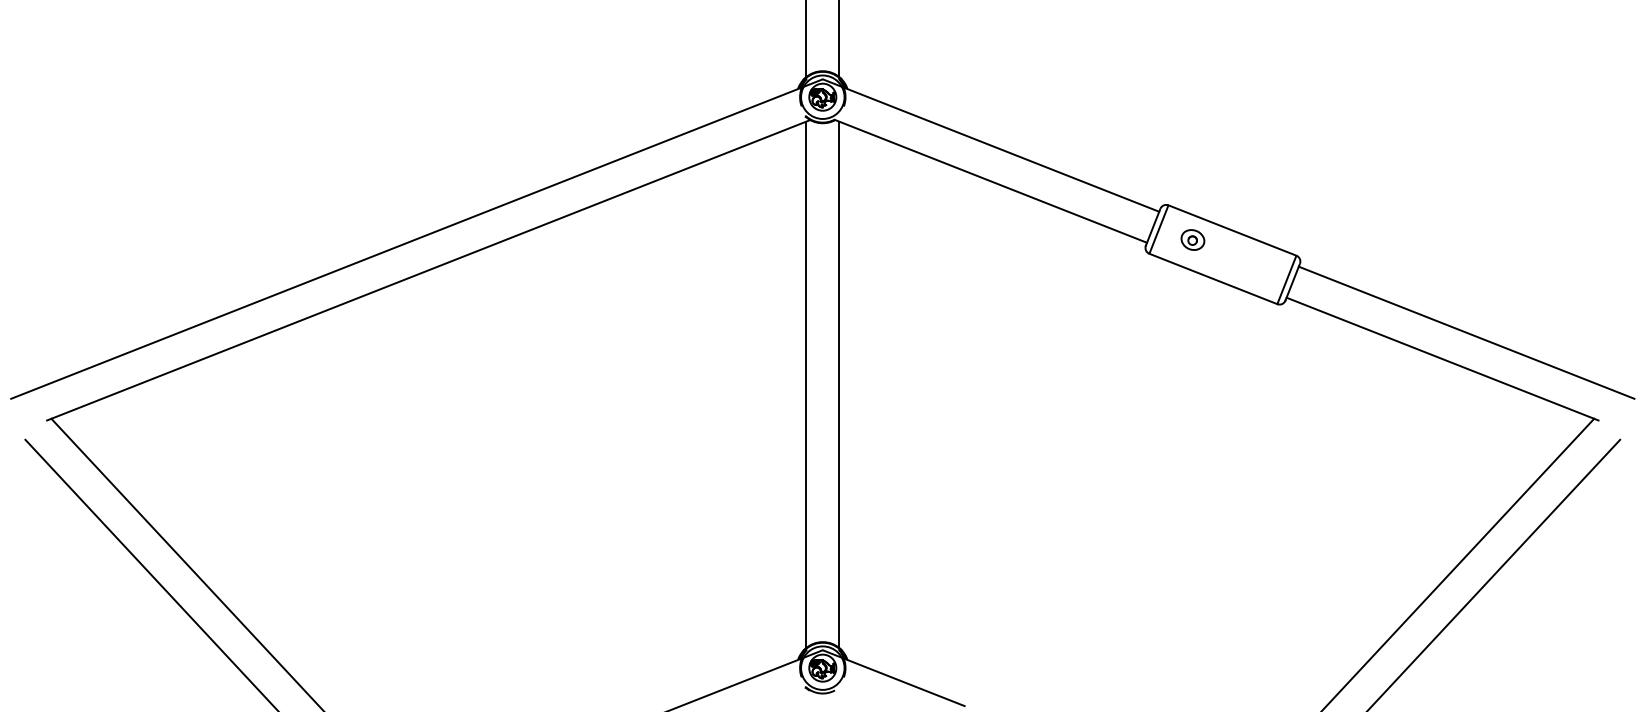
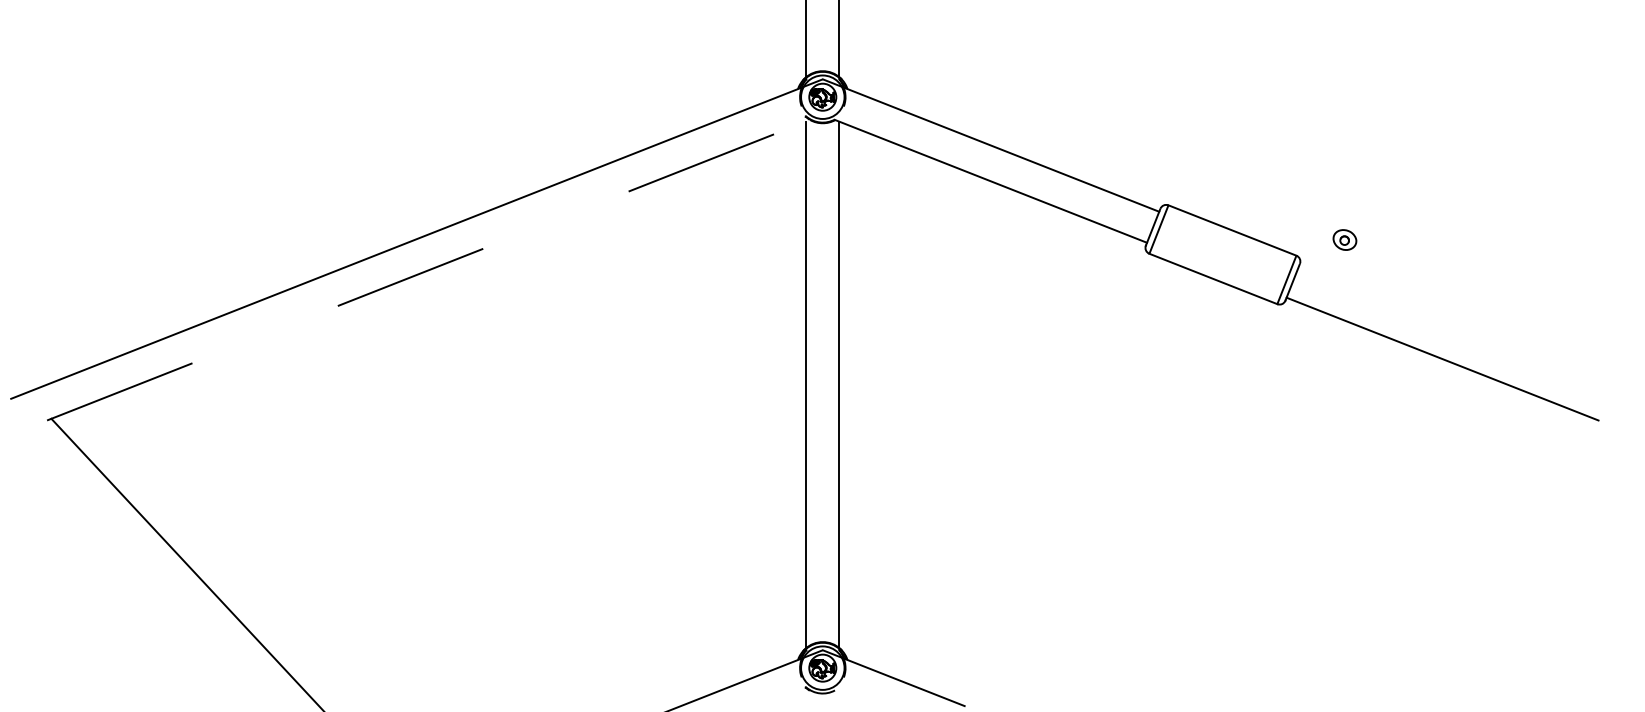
part position: (1192, 239) -> (1344, 239) (1344, 239)
line: solid -> dashed (429, 270)
line: present -> none (1466, 332)
line: present -> none (1459, 563)
line: present -> none (150, 573)
line: present -> none (1494, 573)
